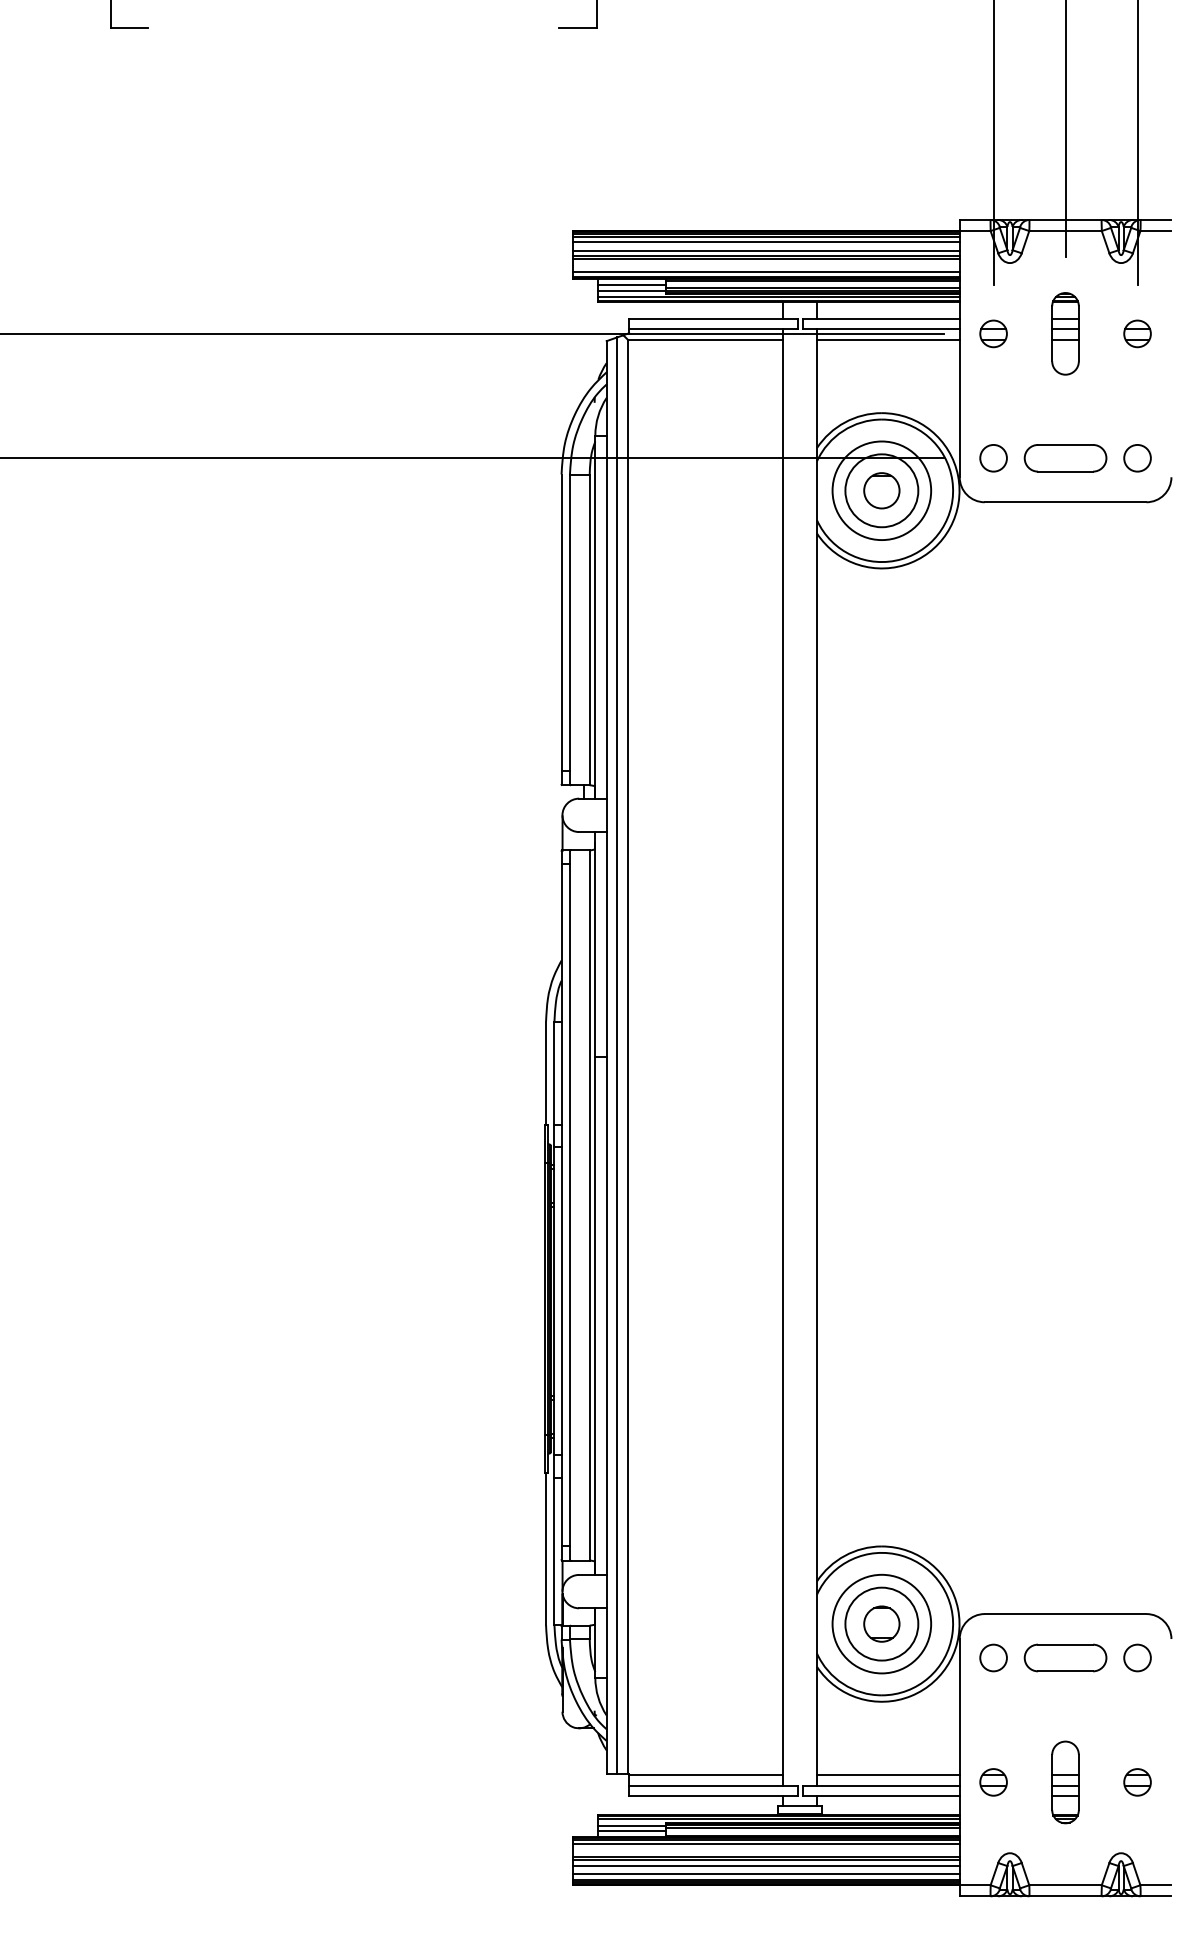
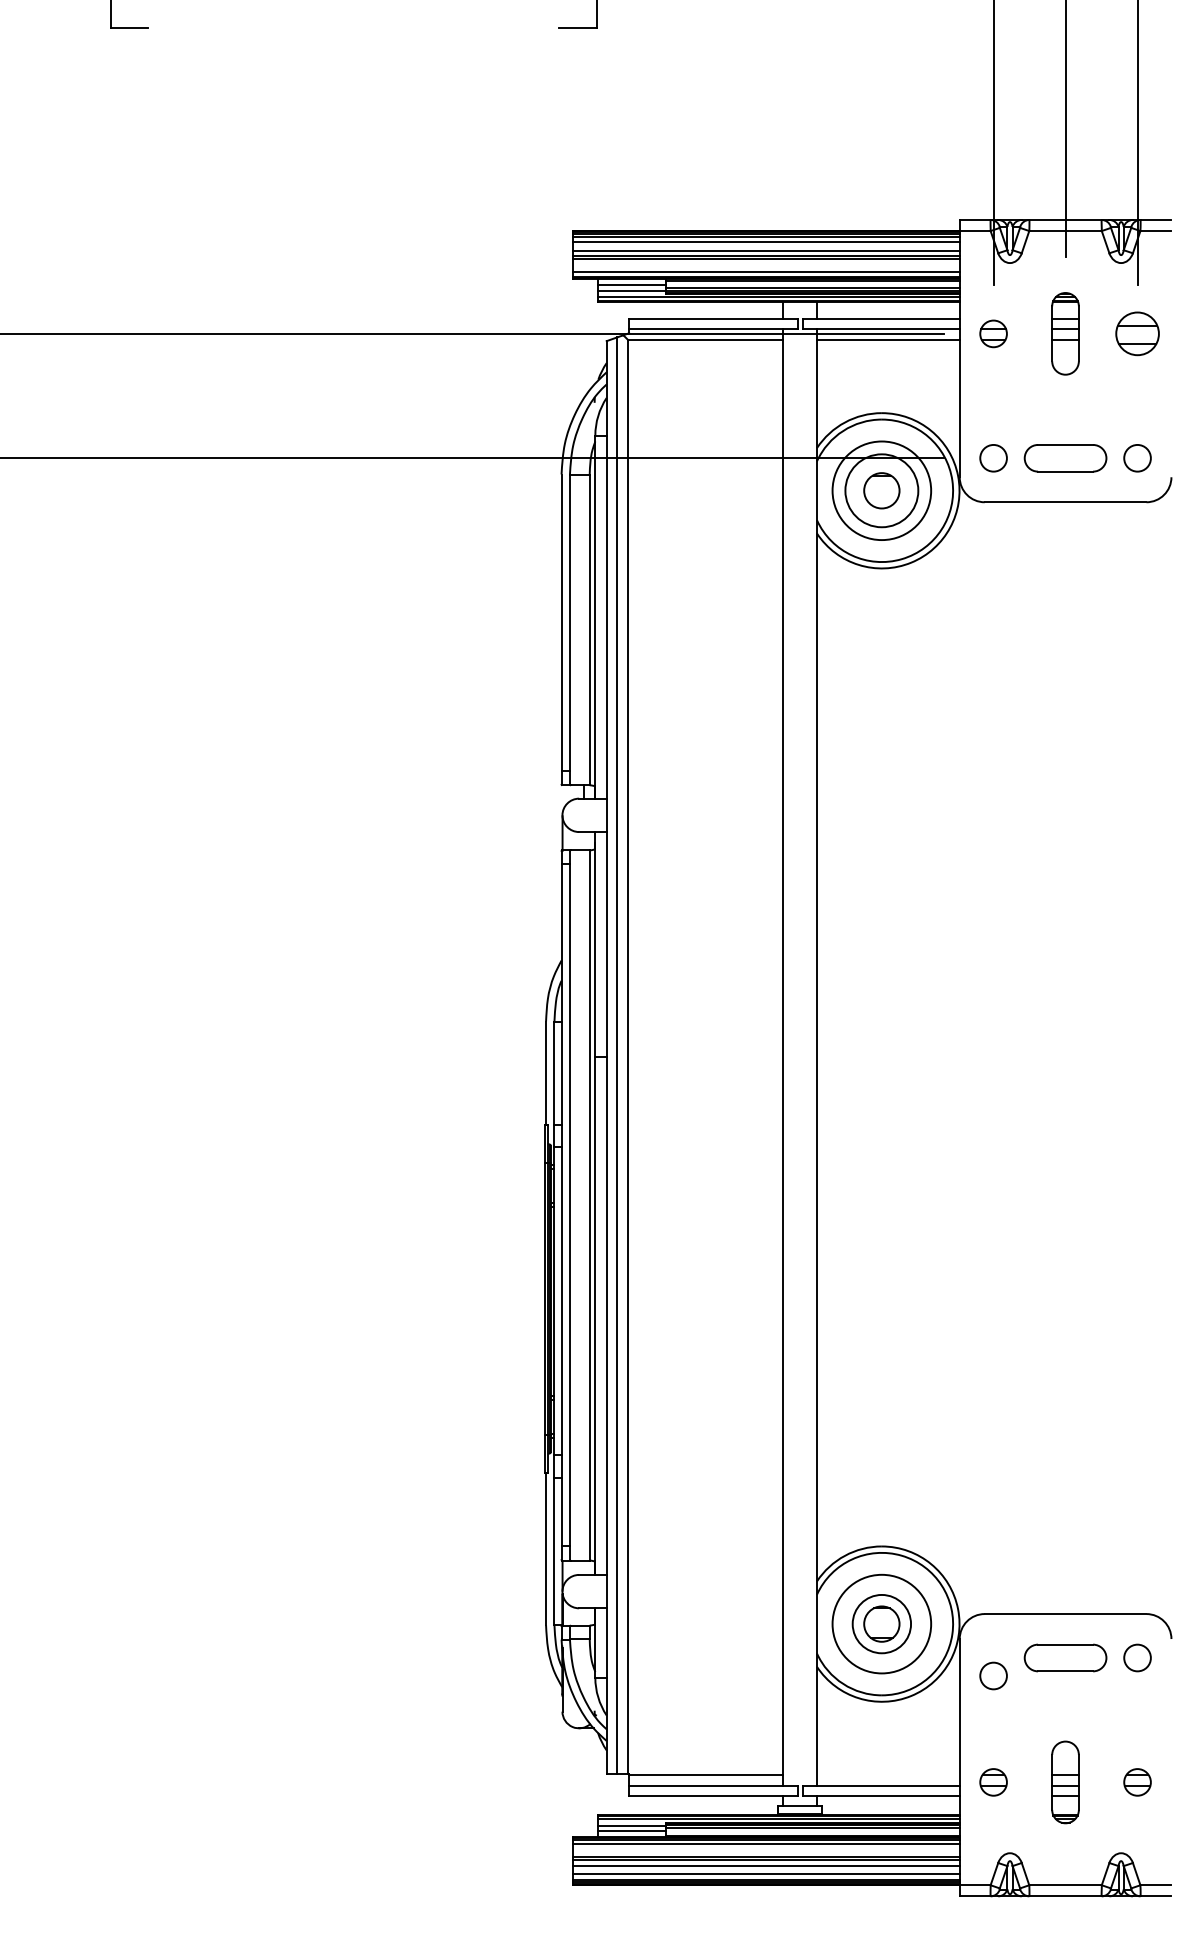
part size: 29x30 px -> 45x46 px (1137, 333)
circle diameter: 73 px -> 58 px (881, 1623)
circle position: (993, 1657) -> (993, 1675) (993, 1675)
line: present -> none (887, 1774)
